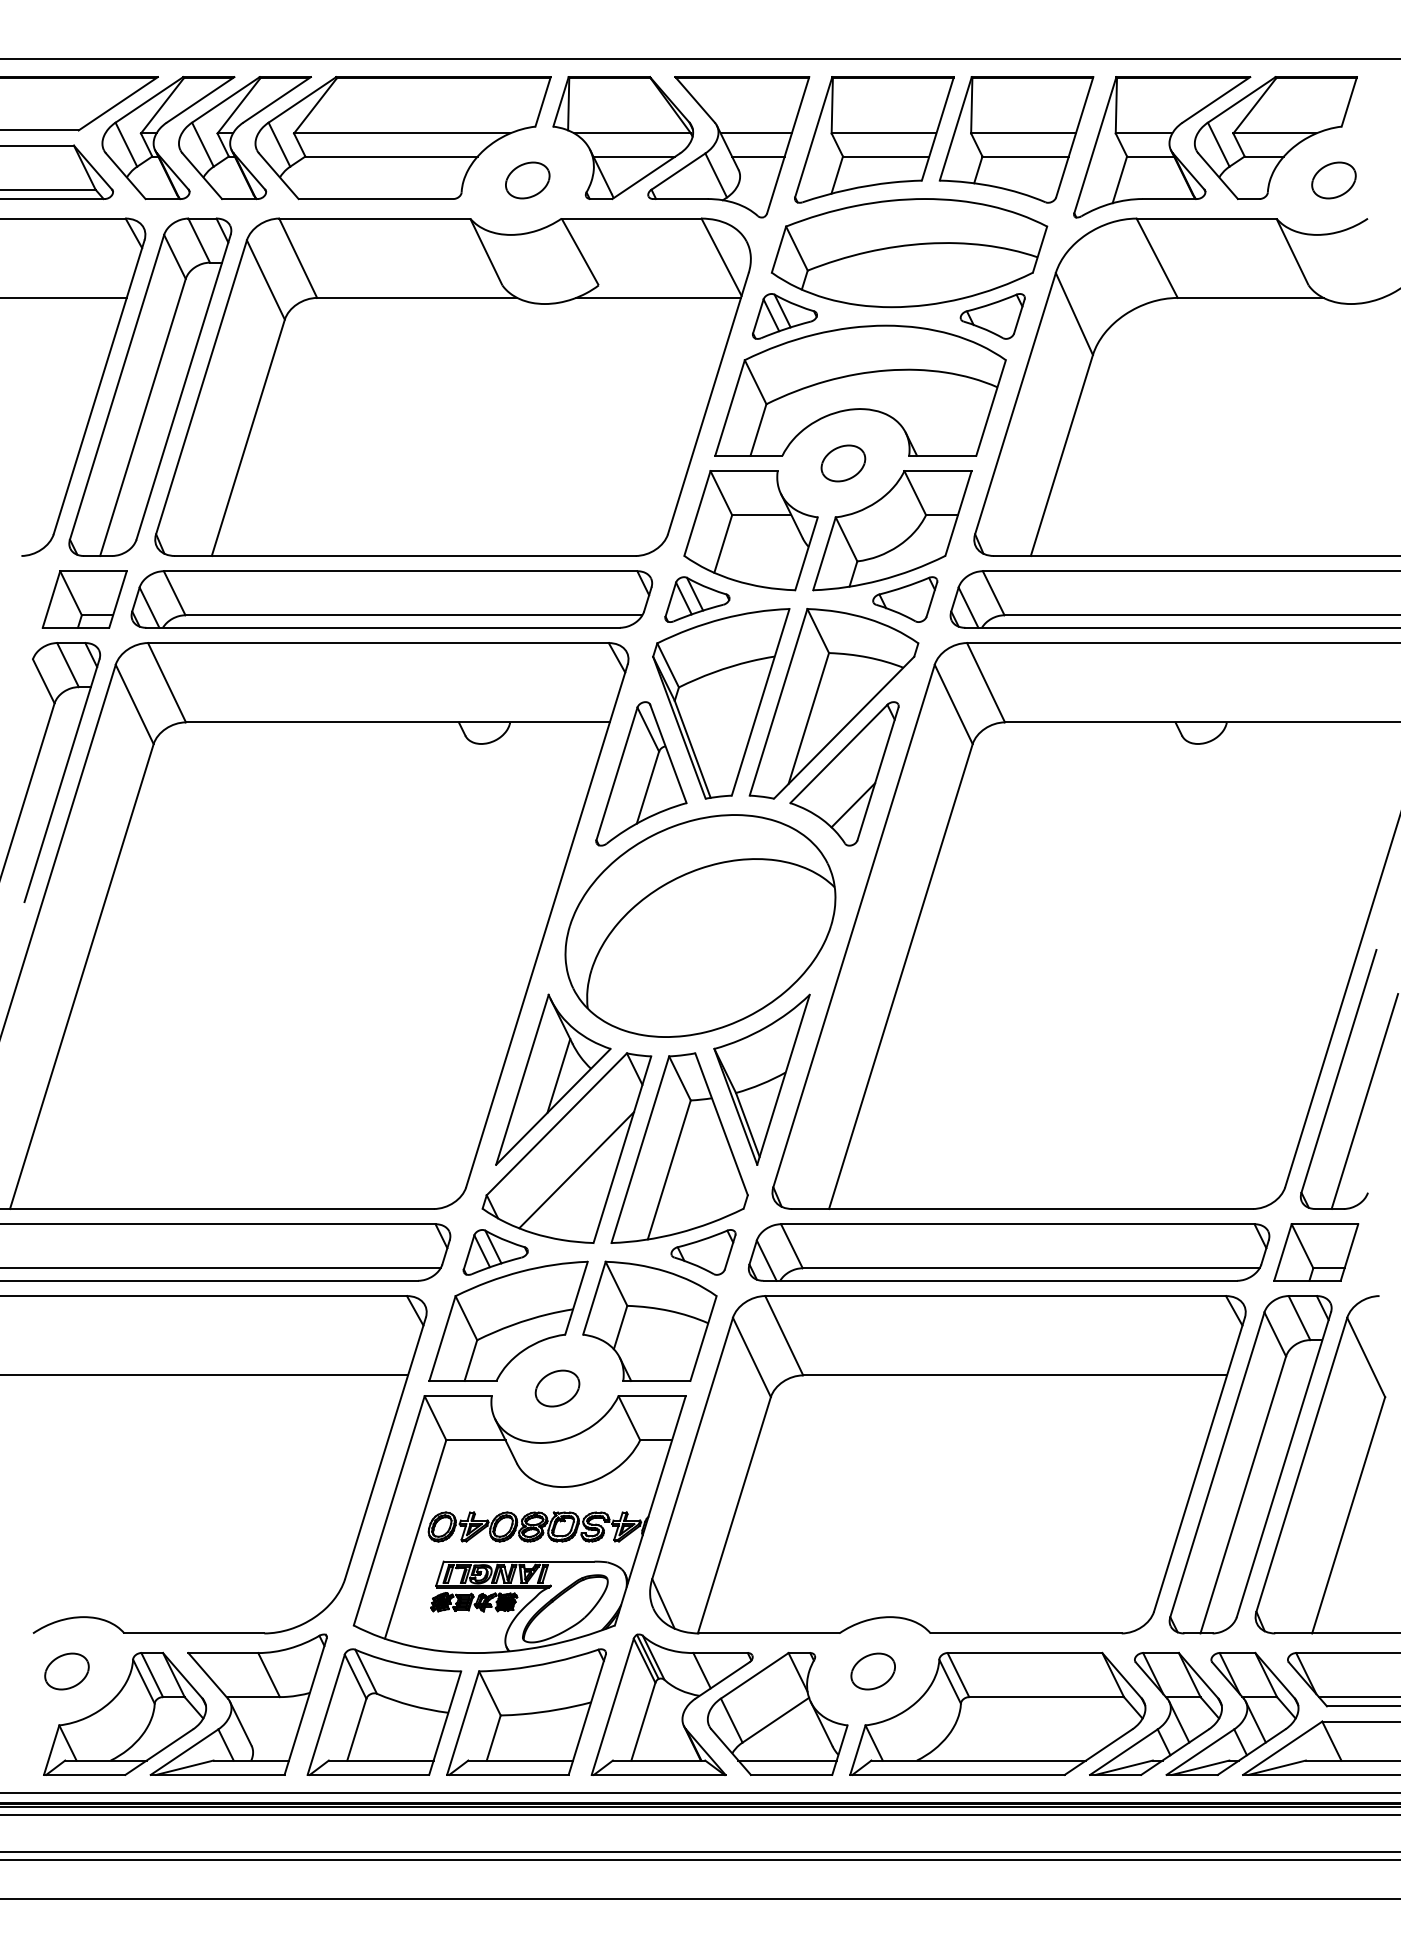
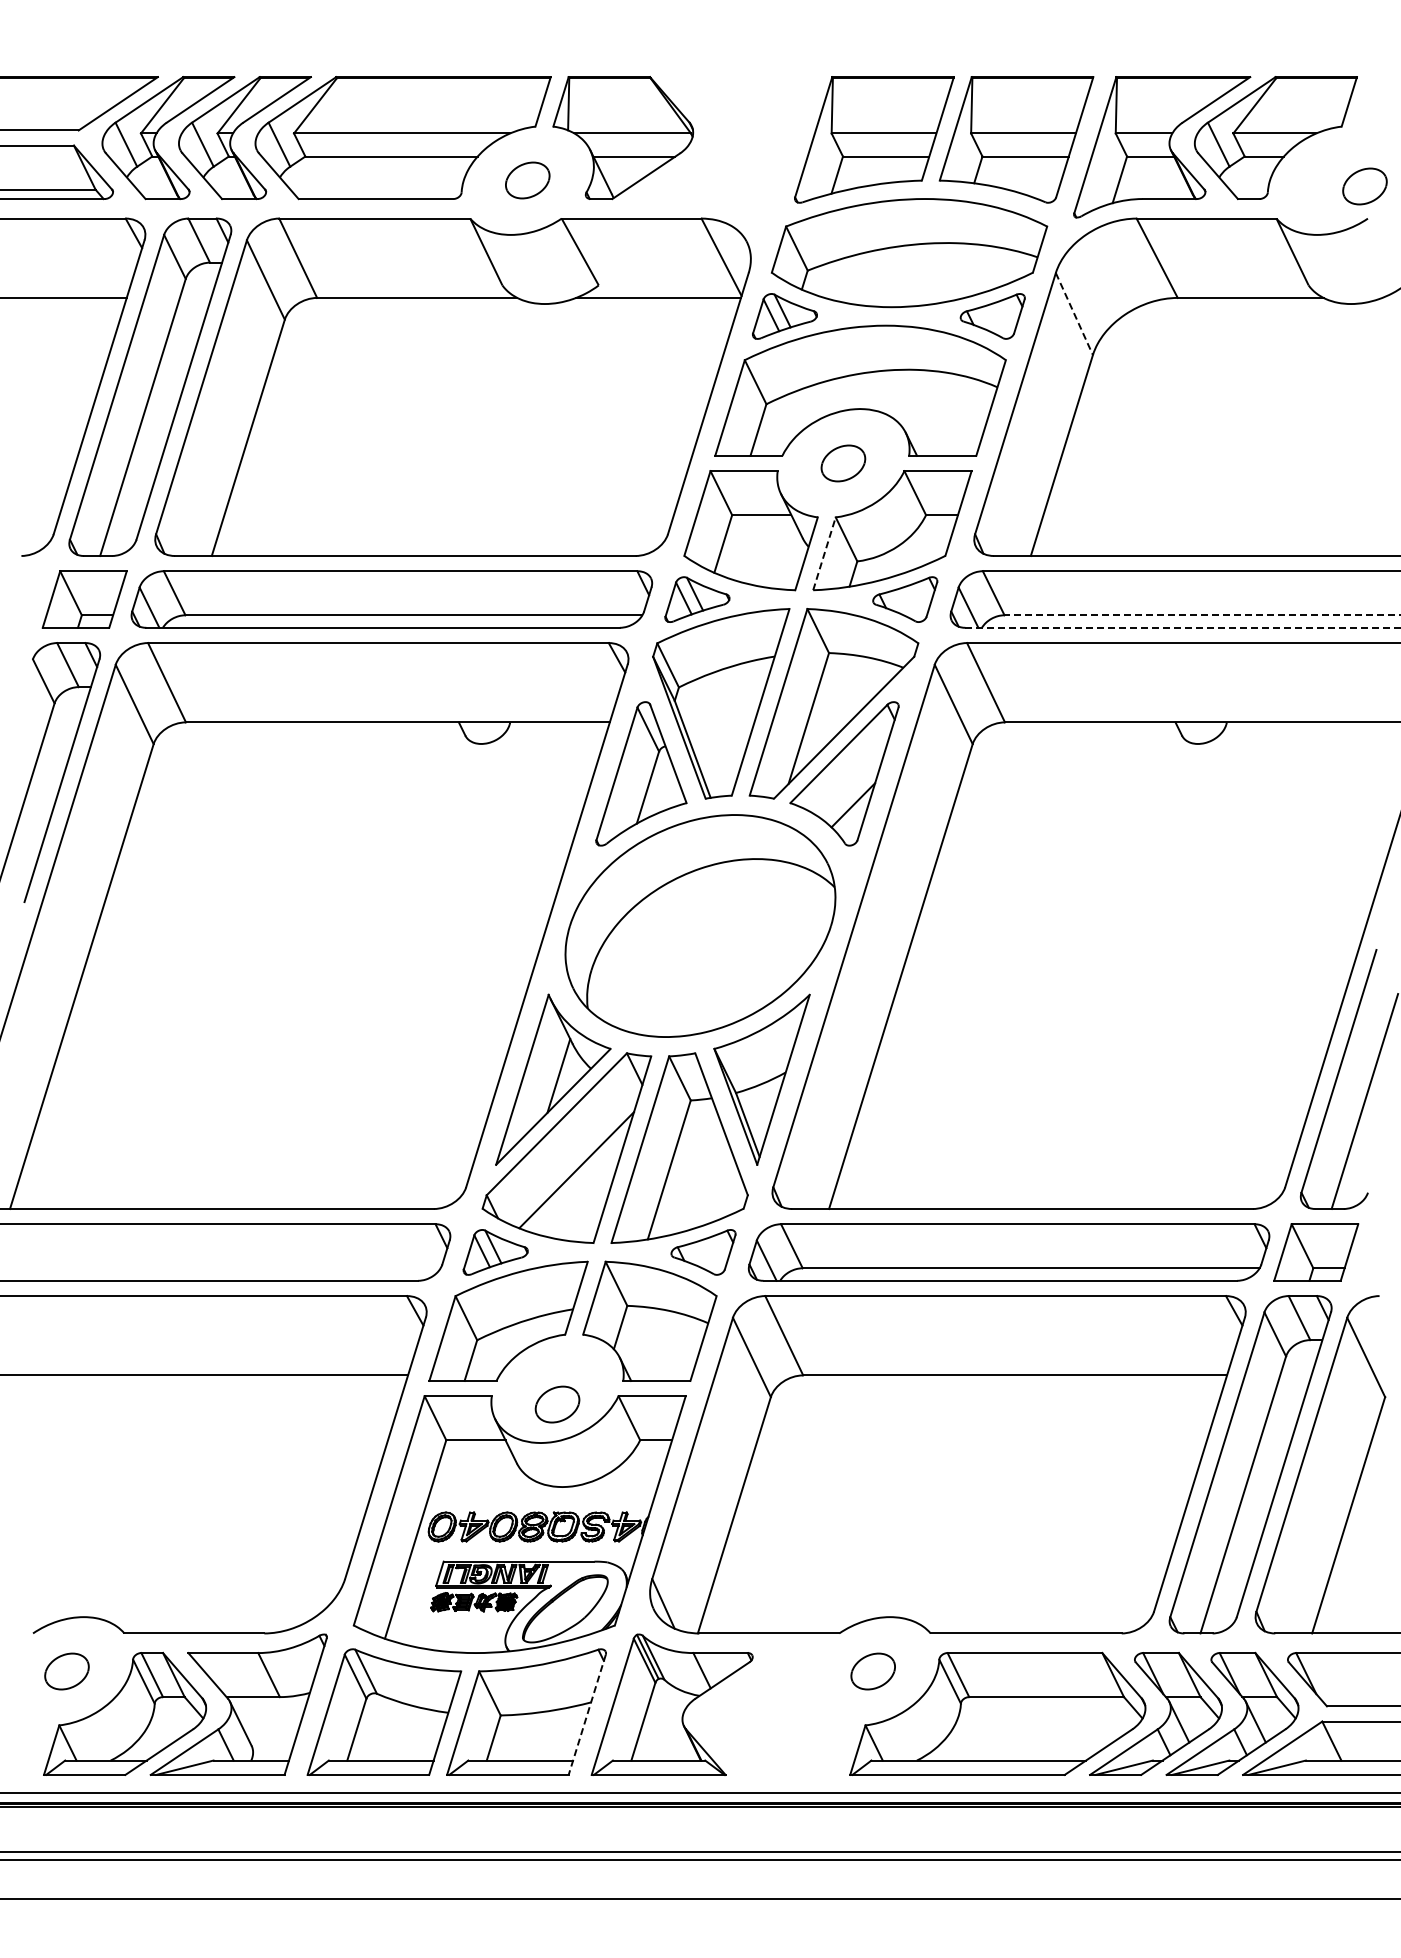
line: present -> none (699, 58)
part: present -> none (728, 147)
part position: (1333, 180) -> (1364, 186) (1364, 186)
line: solid -> dashed (1074, 314)
line: solid -> dashed (824, 553)
line: solid -> dashed (1202, 615)
line: solid -> dashed (1183, 627)
line: present -> none (221, 1268)
part position: (557, 1388) -> (557, 1404) (557, 1404)
line: present -> none (1357, 1697)
part: present -> none (777, 1713)
line: solid -> dashed (587, 1714)
line: present -> none (699, 1815)
